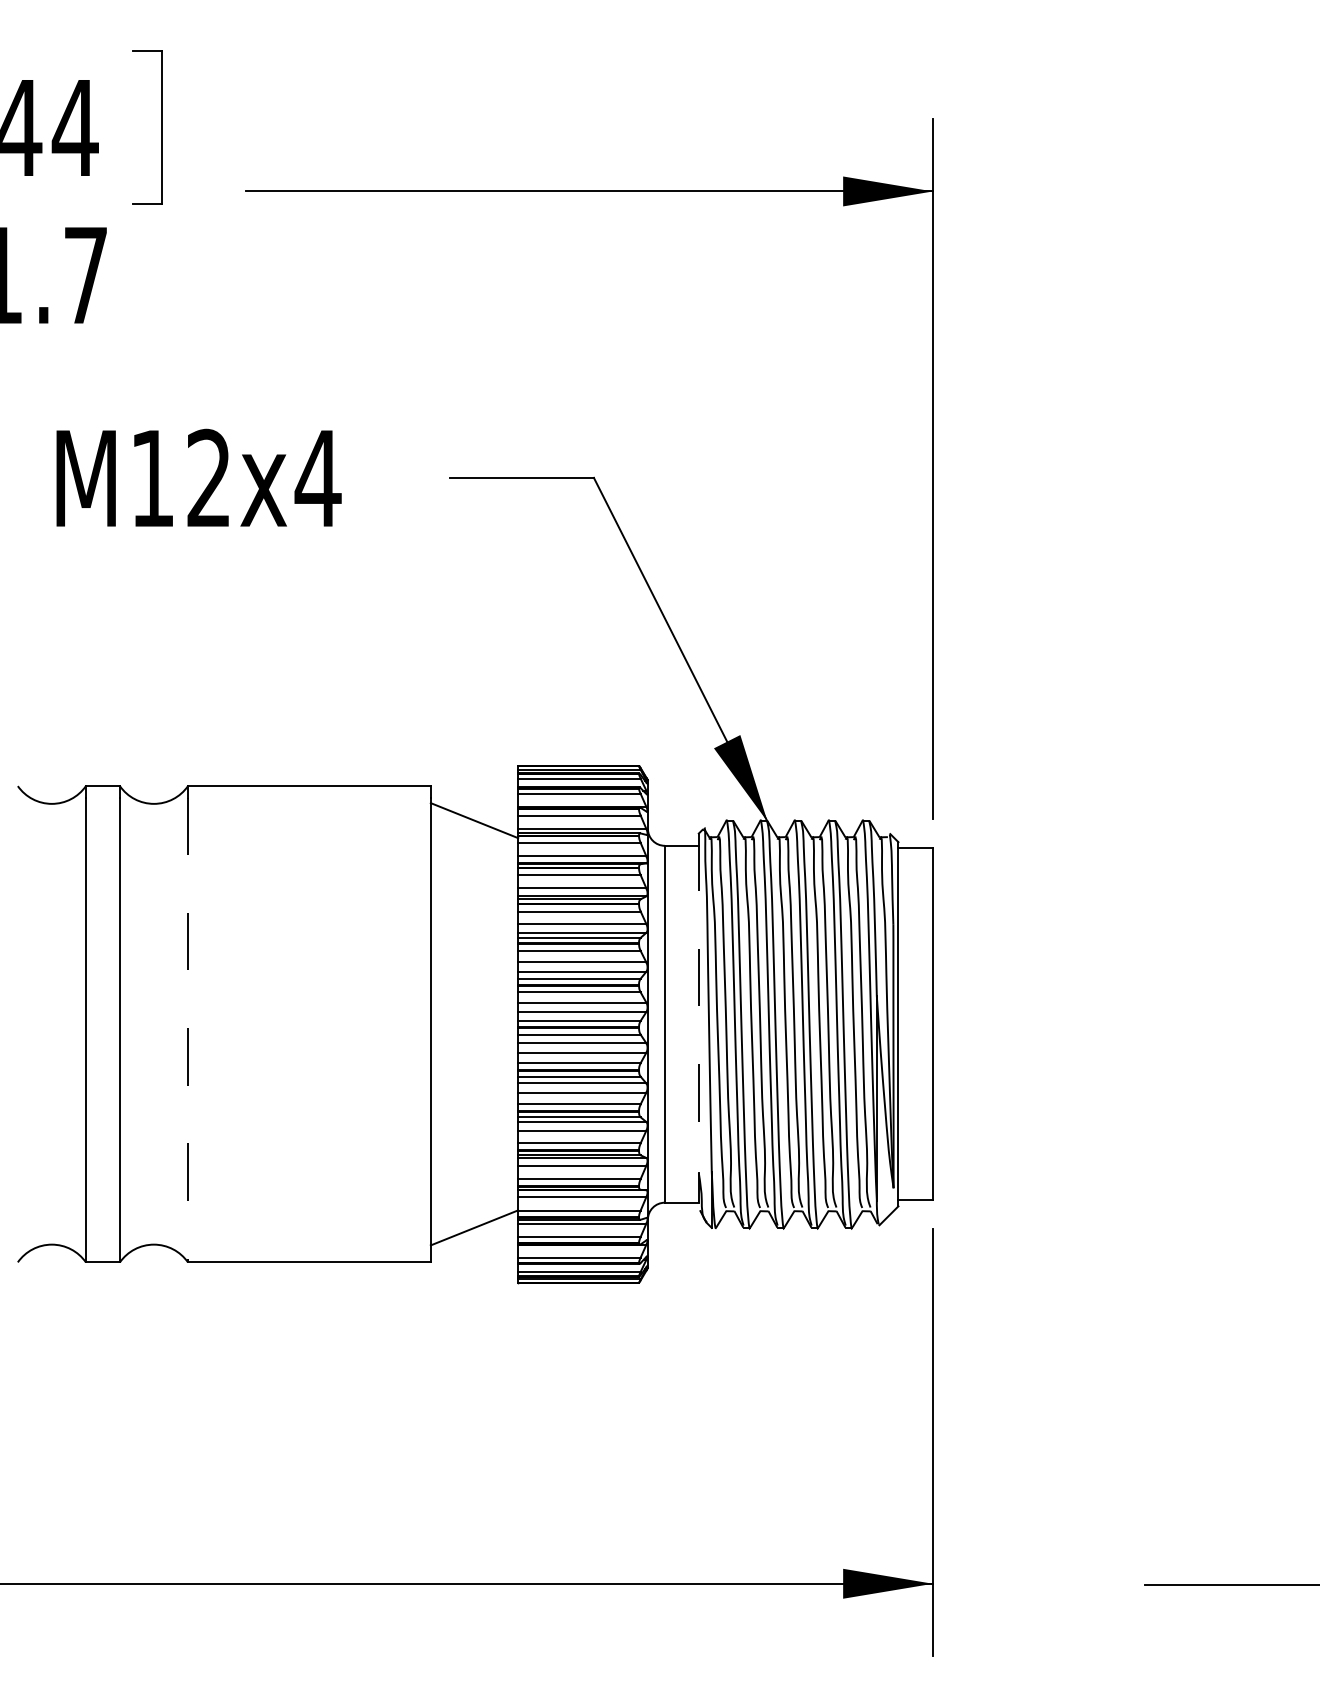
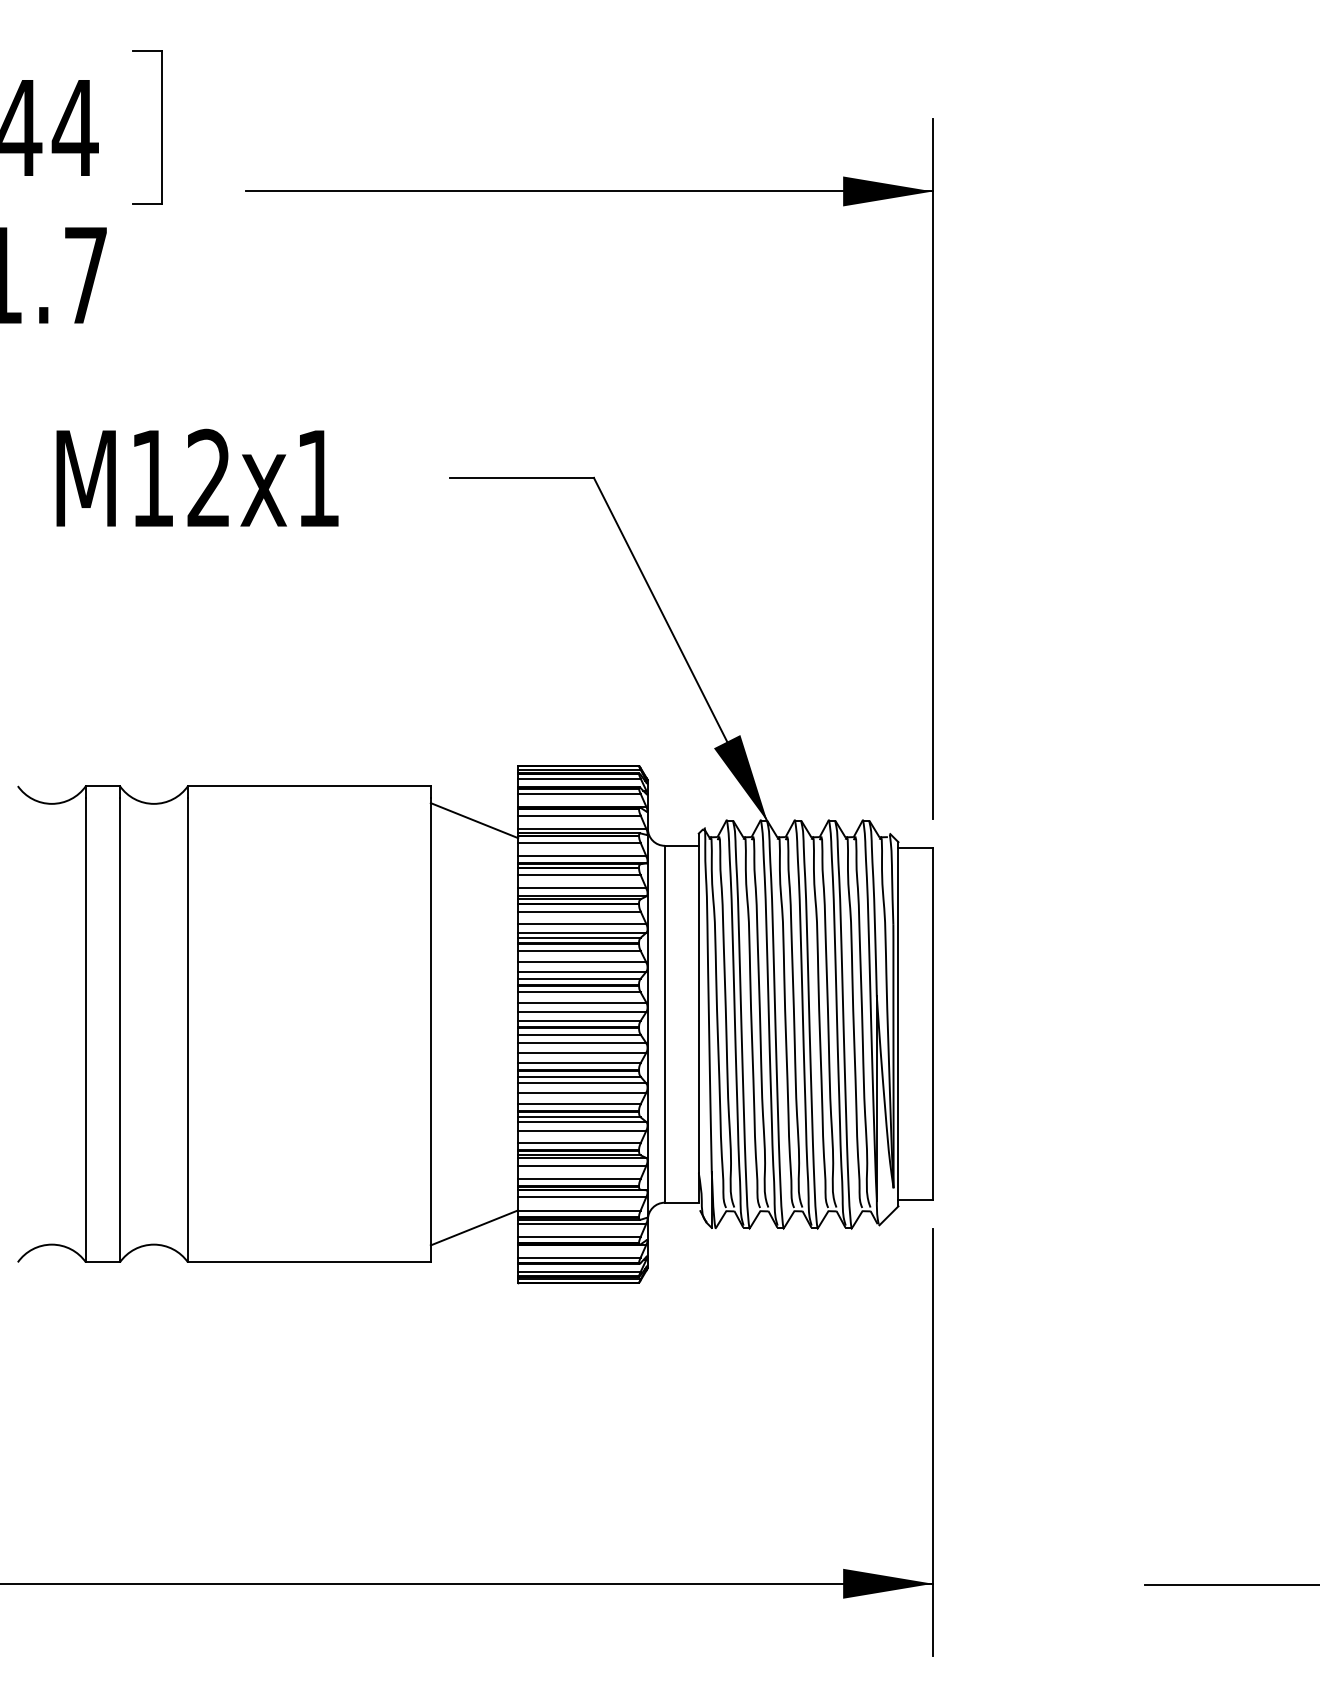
text: M12x4 -> M12x1 (317, 478)
line: dashed -> solid (698, 1003)
line: dashed -> solid (188, 1030)
